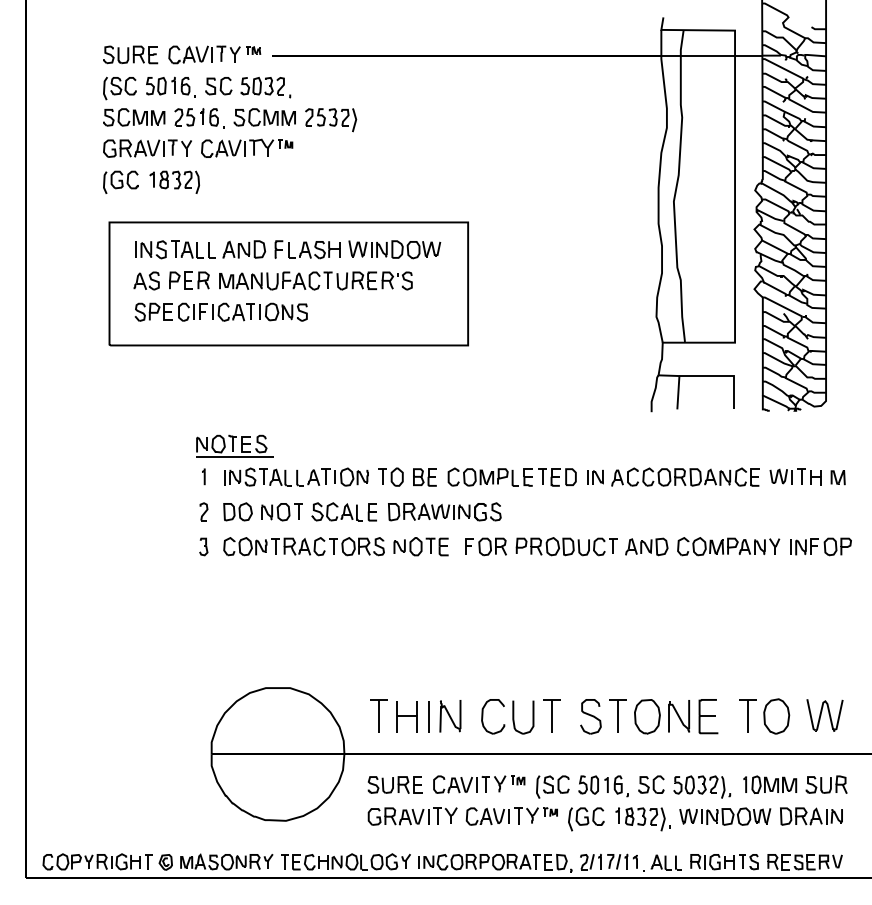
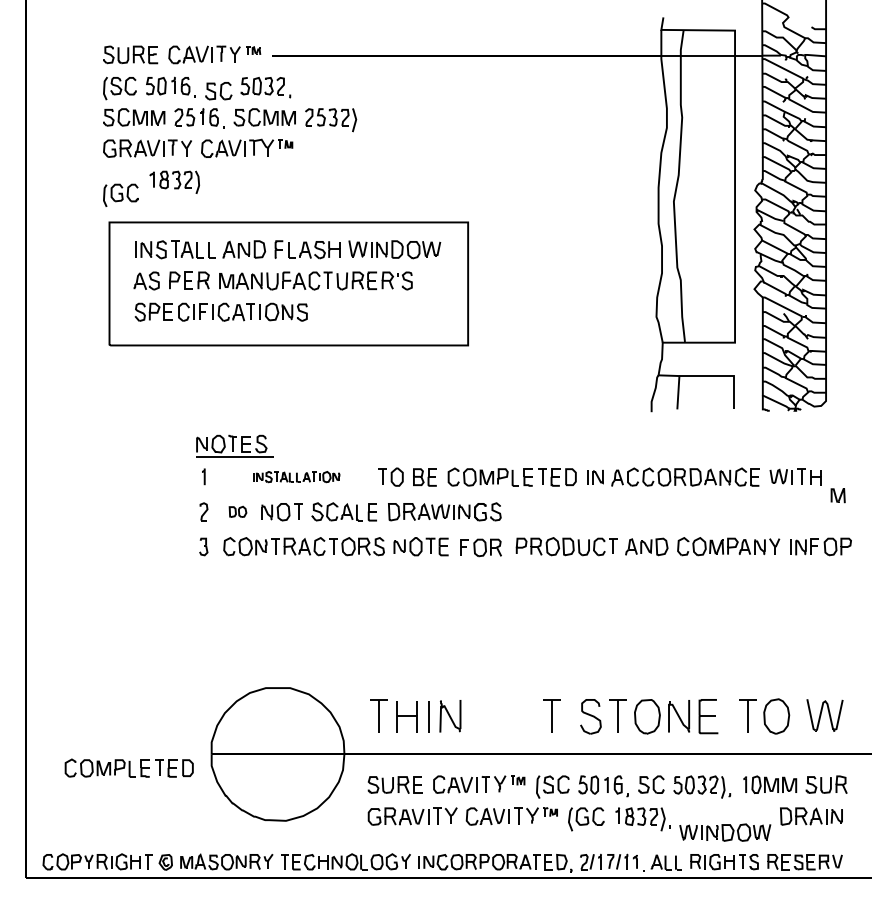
part position: (218, 86) -> (218, 91) (218, 91)
part position: (120, 181) -> (120, 194) (120, 194)
part size: 145x20 px -> 88x13 px (296, 477)
part position: (837, 477) -> (837, 495) (837, 495)
part size: 30x20 px -> 20x13 px (237, 511)
part position: (485, 546) -> (480, 547) (480, 547)
part: present -> none (507, 716)
part: none -> present (128, 767)
part position: (725, 816) -> (725, 832) (725, 832)
